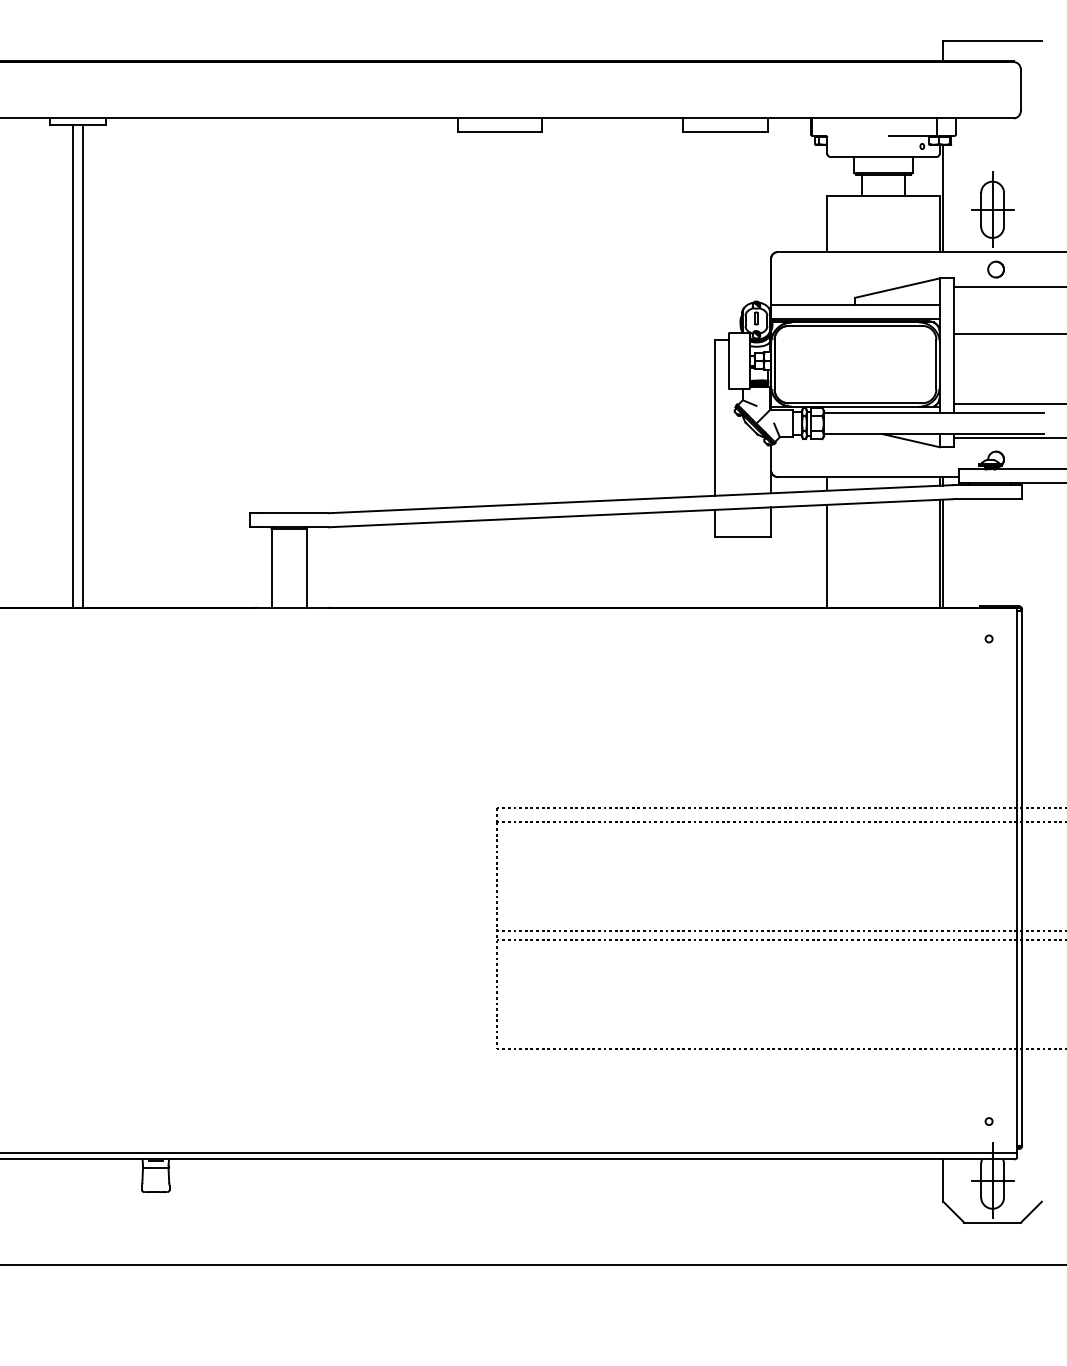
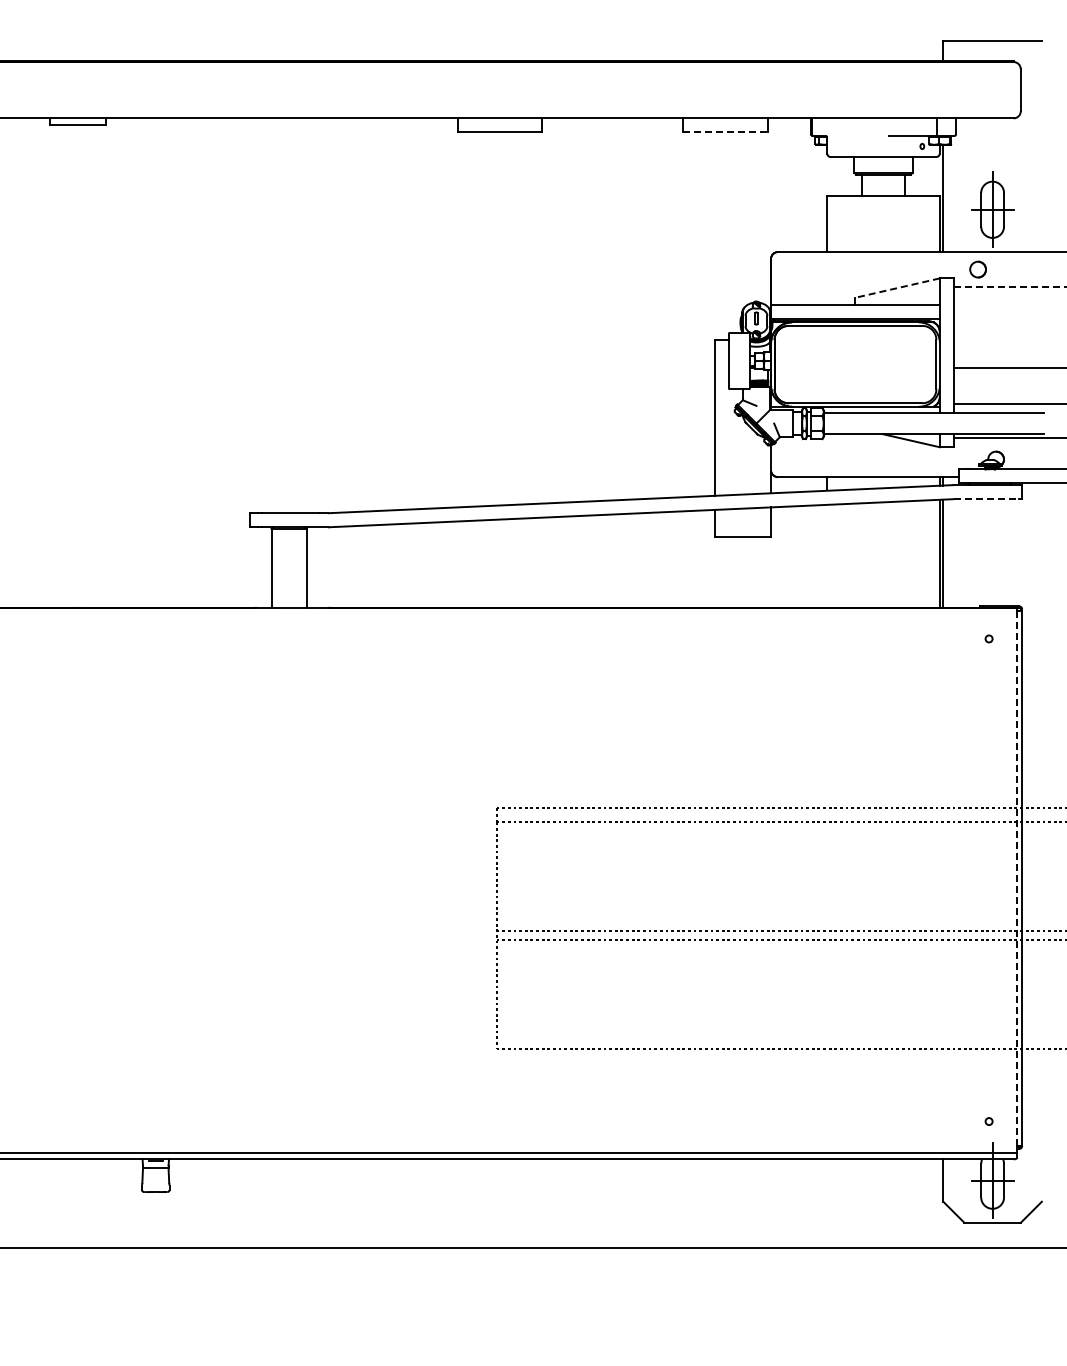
line: solid -> dashed (725, 132)
part position: (995, 269) -> (977, 269) (977, 269)
line: solid -> dashed (1010, 287)
line: solid -> dashed (897, 288)
line position: (1008, 333) -> (1008, 367) (1008, 367)
line: present -> none (72, 366)
line: present -> none (83, 366)
line: solid -> dashed (986, 499)
line: present -> none (827, 555)
line: solid -> dashed (1017, 880)
line position: (532, 1265) -> (532, 1248) (532, 1248)
